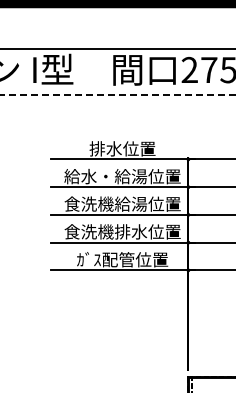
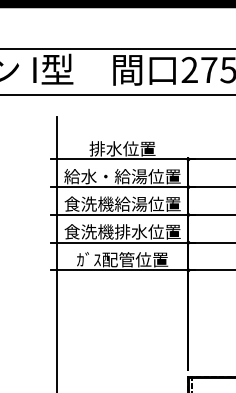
line: dashed -> solid (118, 95)
line: none -> present (56, 252)
